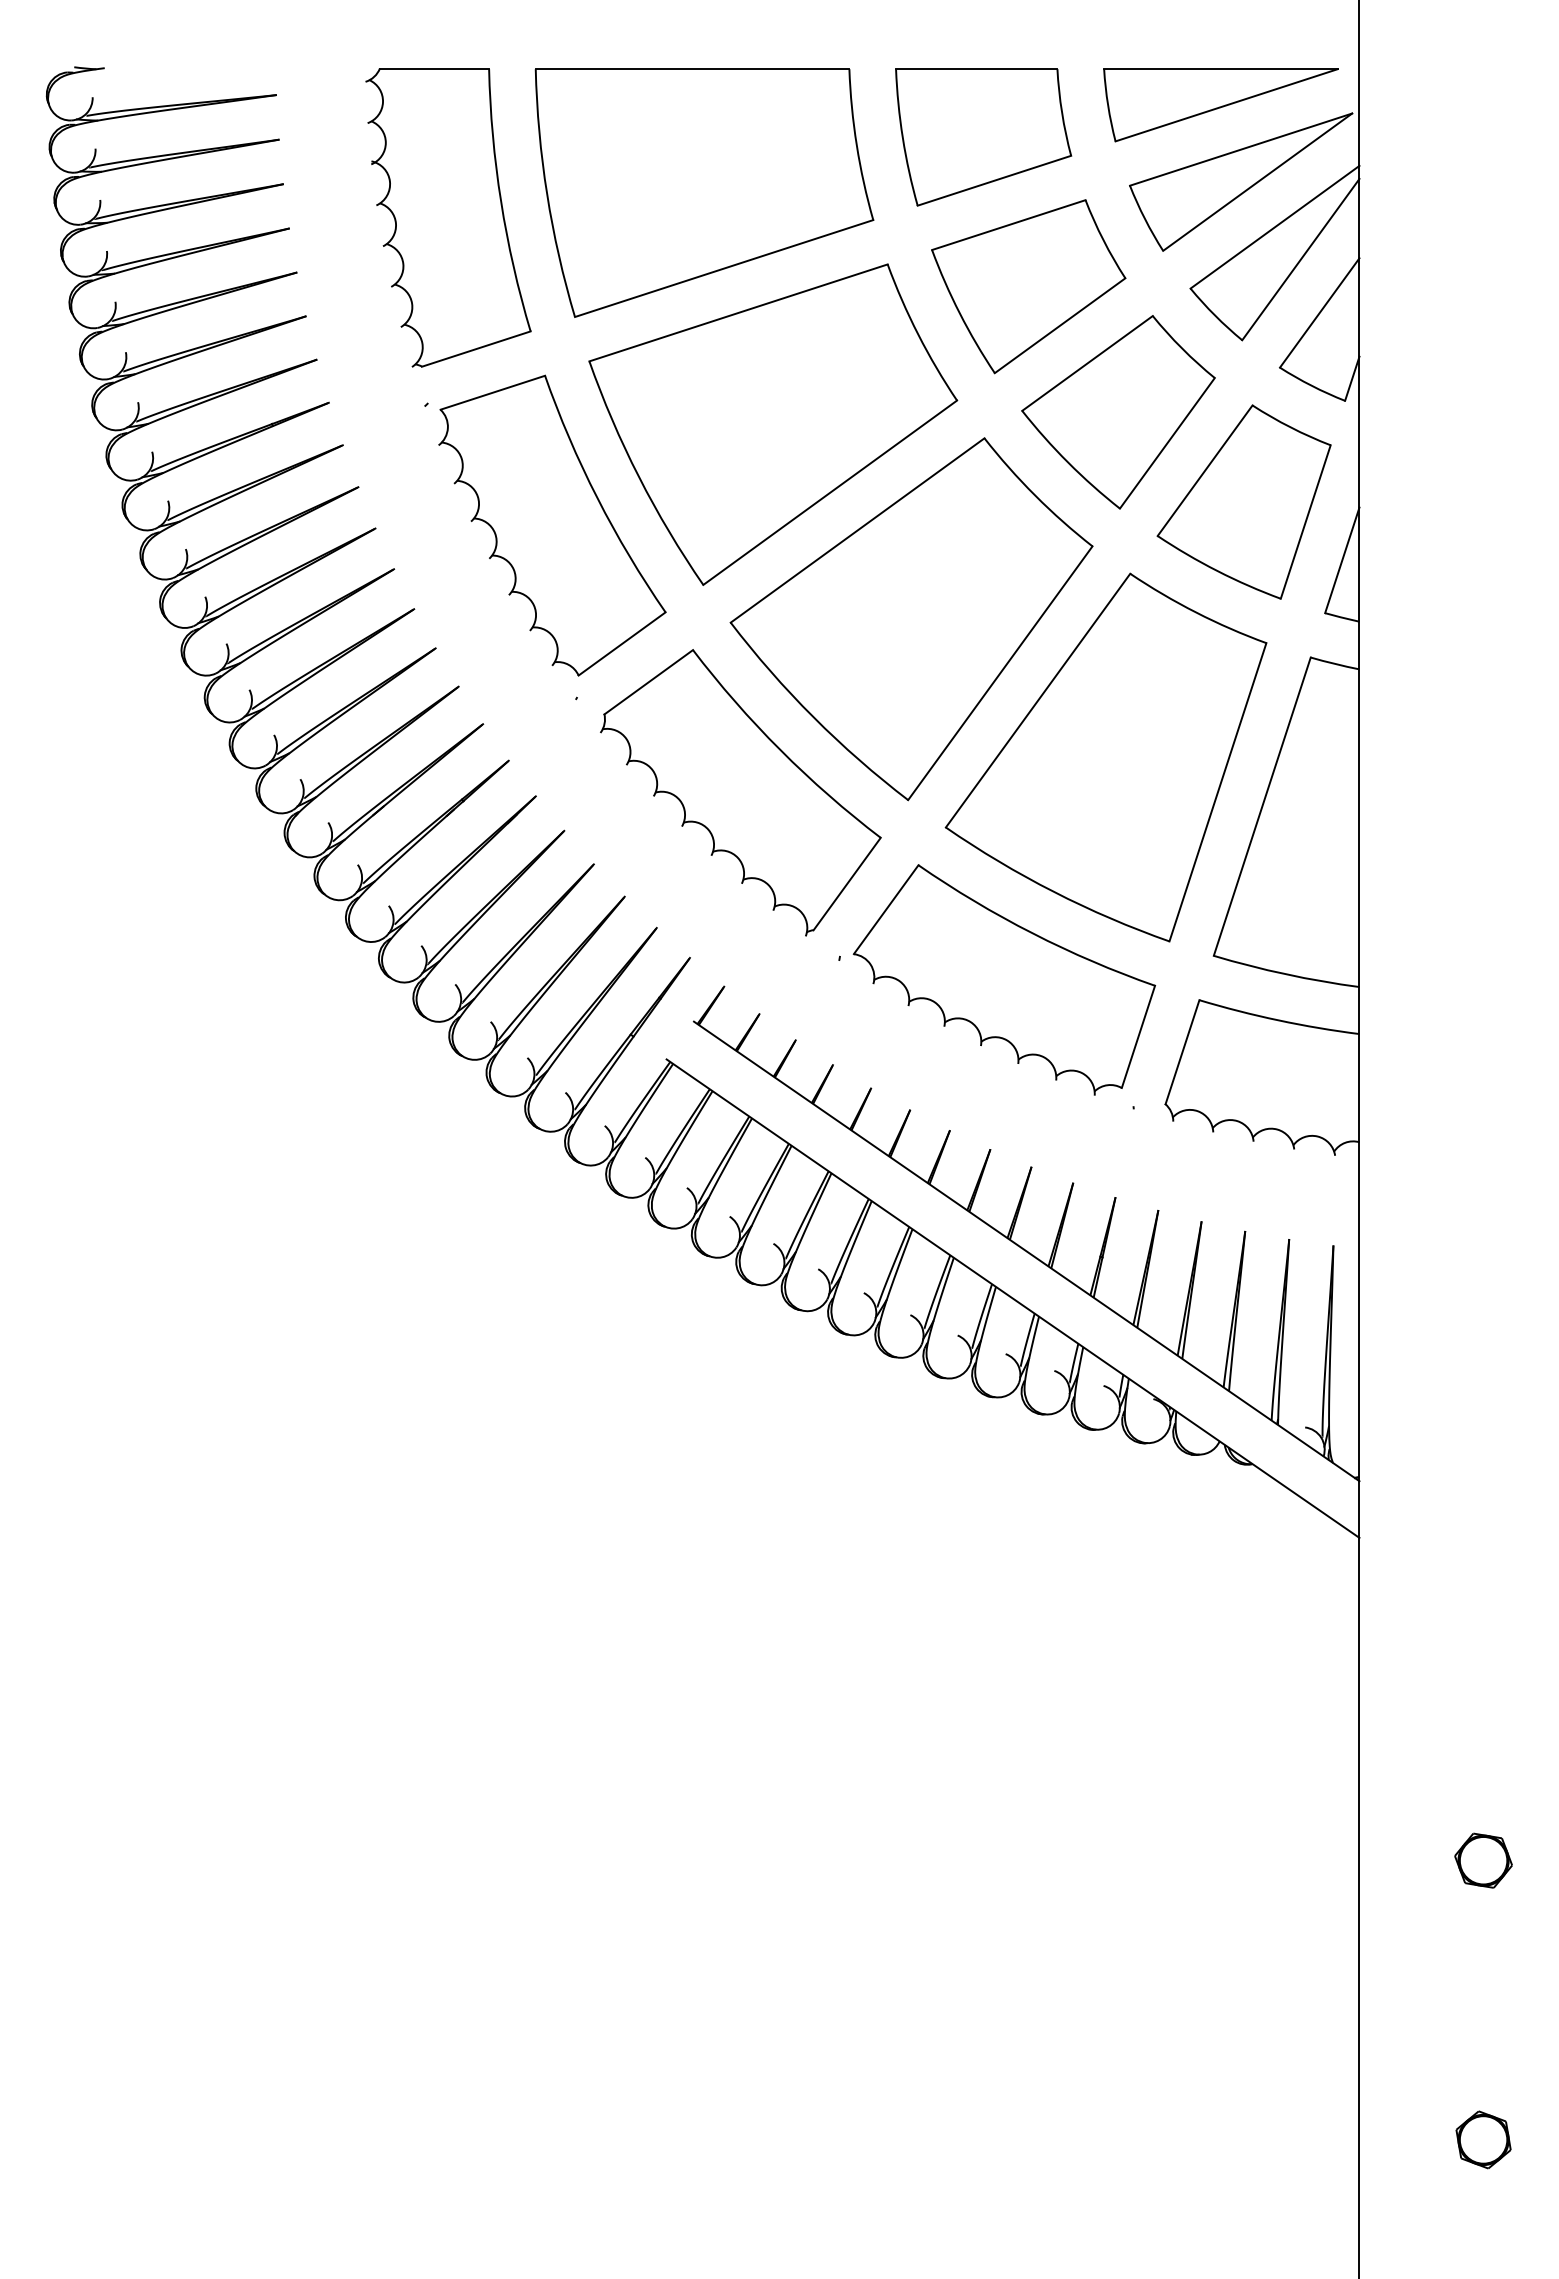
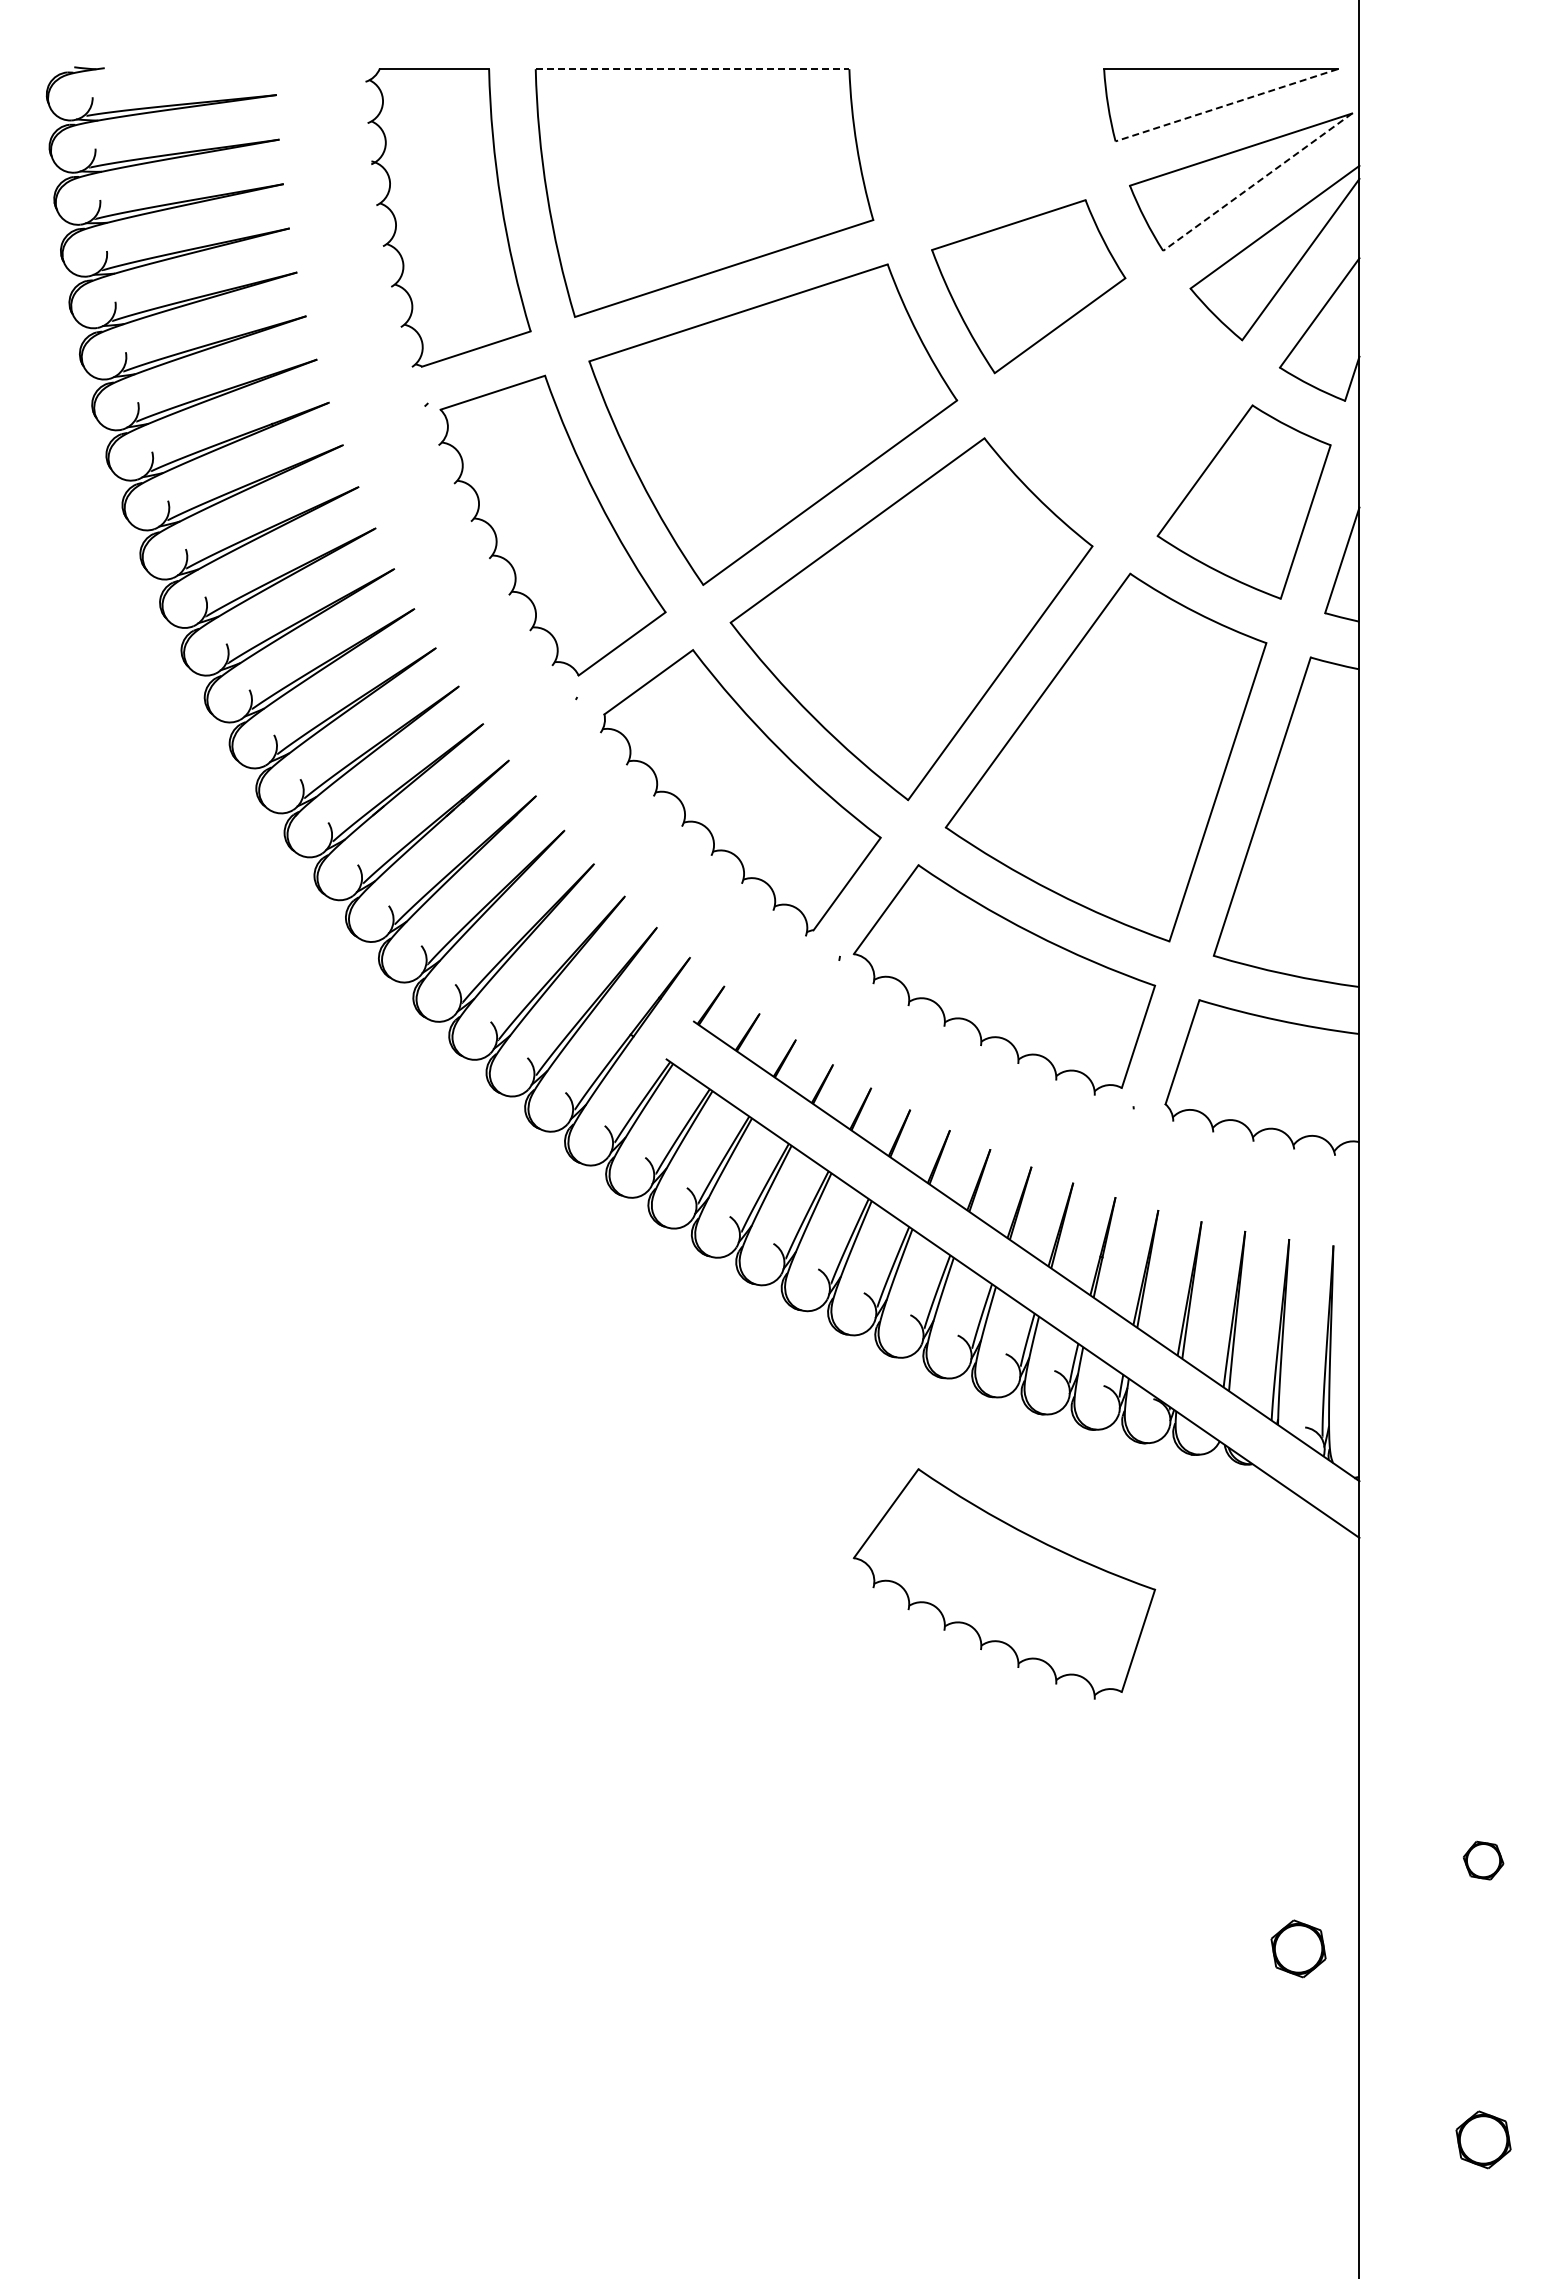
line: solid -> dashed (692, 69)
line: solid -> dashed (1226, 105)
part: present -> none (983, 137)
line: solid -> dashed (1257, 182)
part: present -> none (1118, 412)
part: none -> present (1004, 1583)
part size: 59x57 px -> 43x41 px (1483, 1860)
part: none -> present (1298, 1948)
